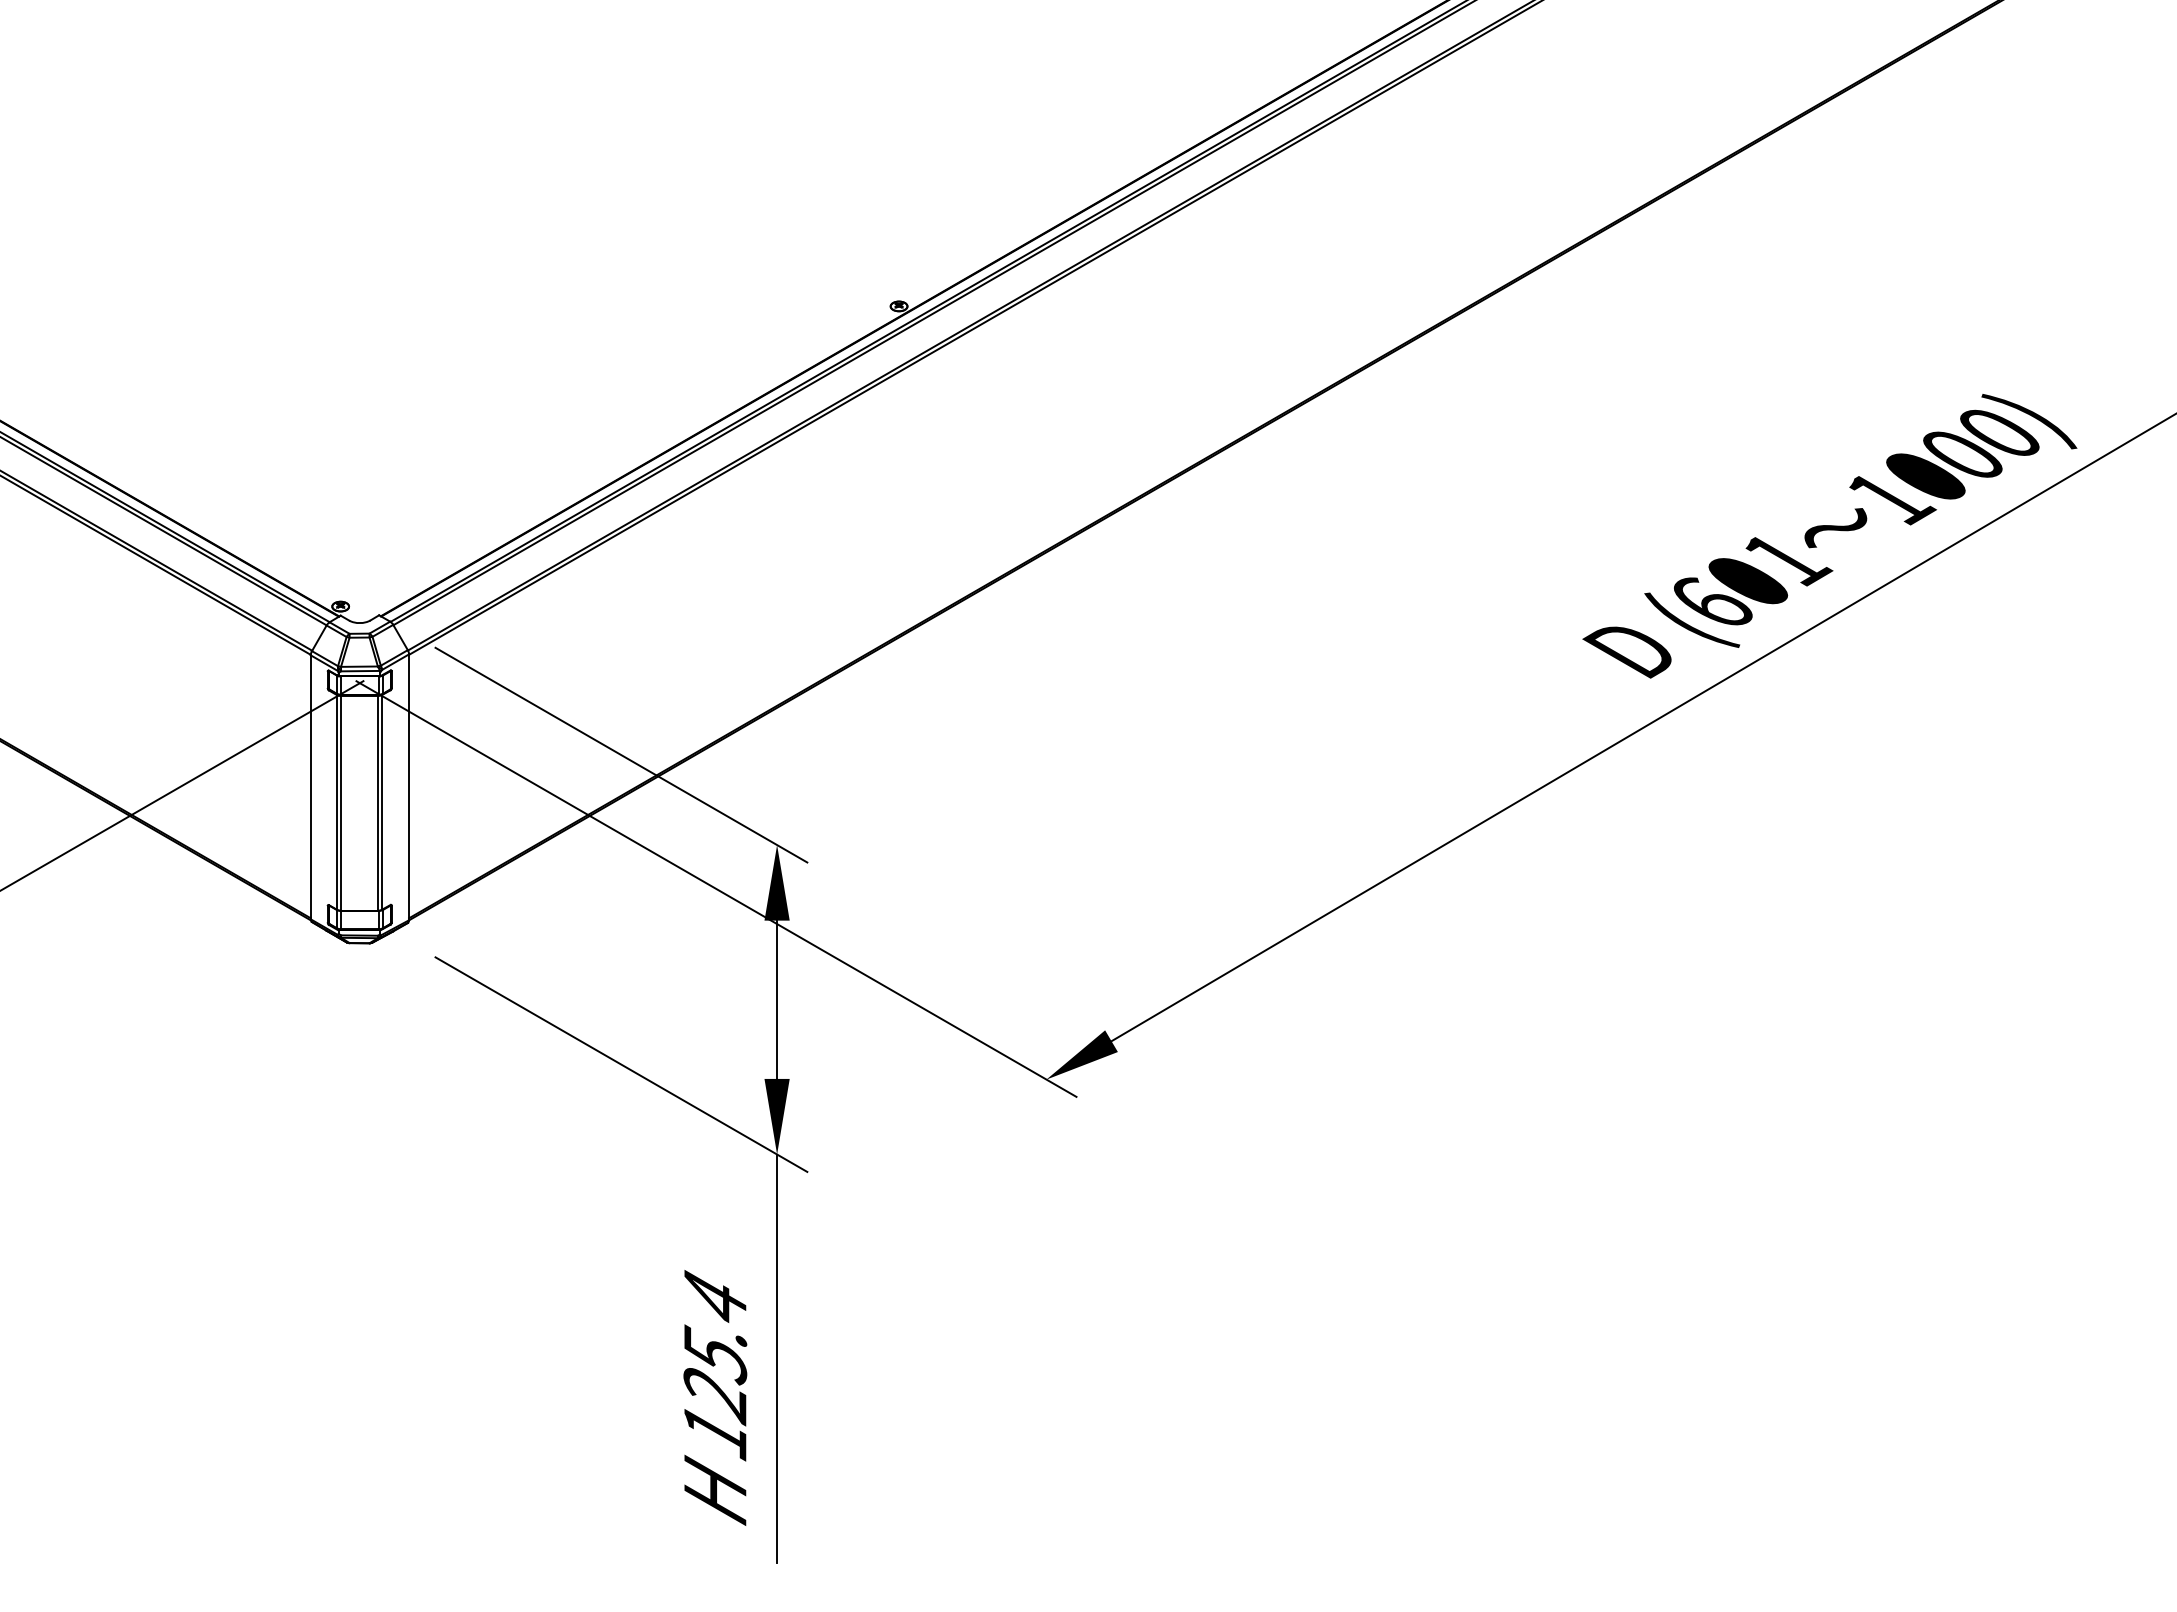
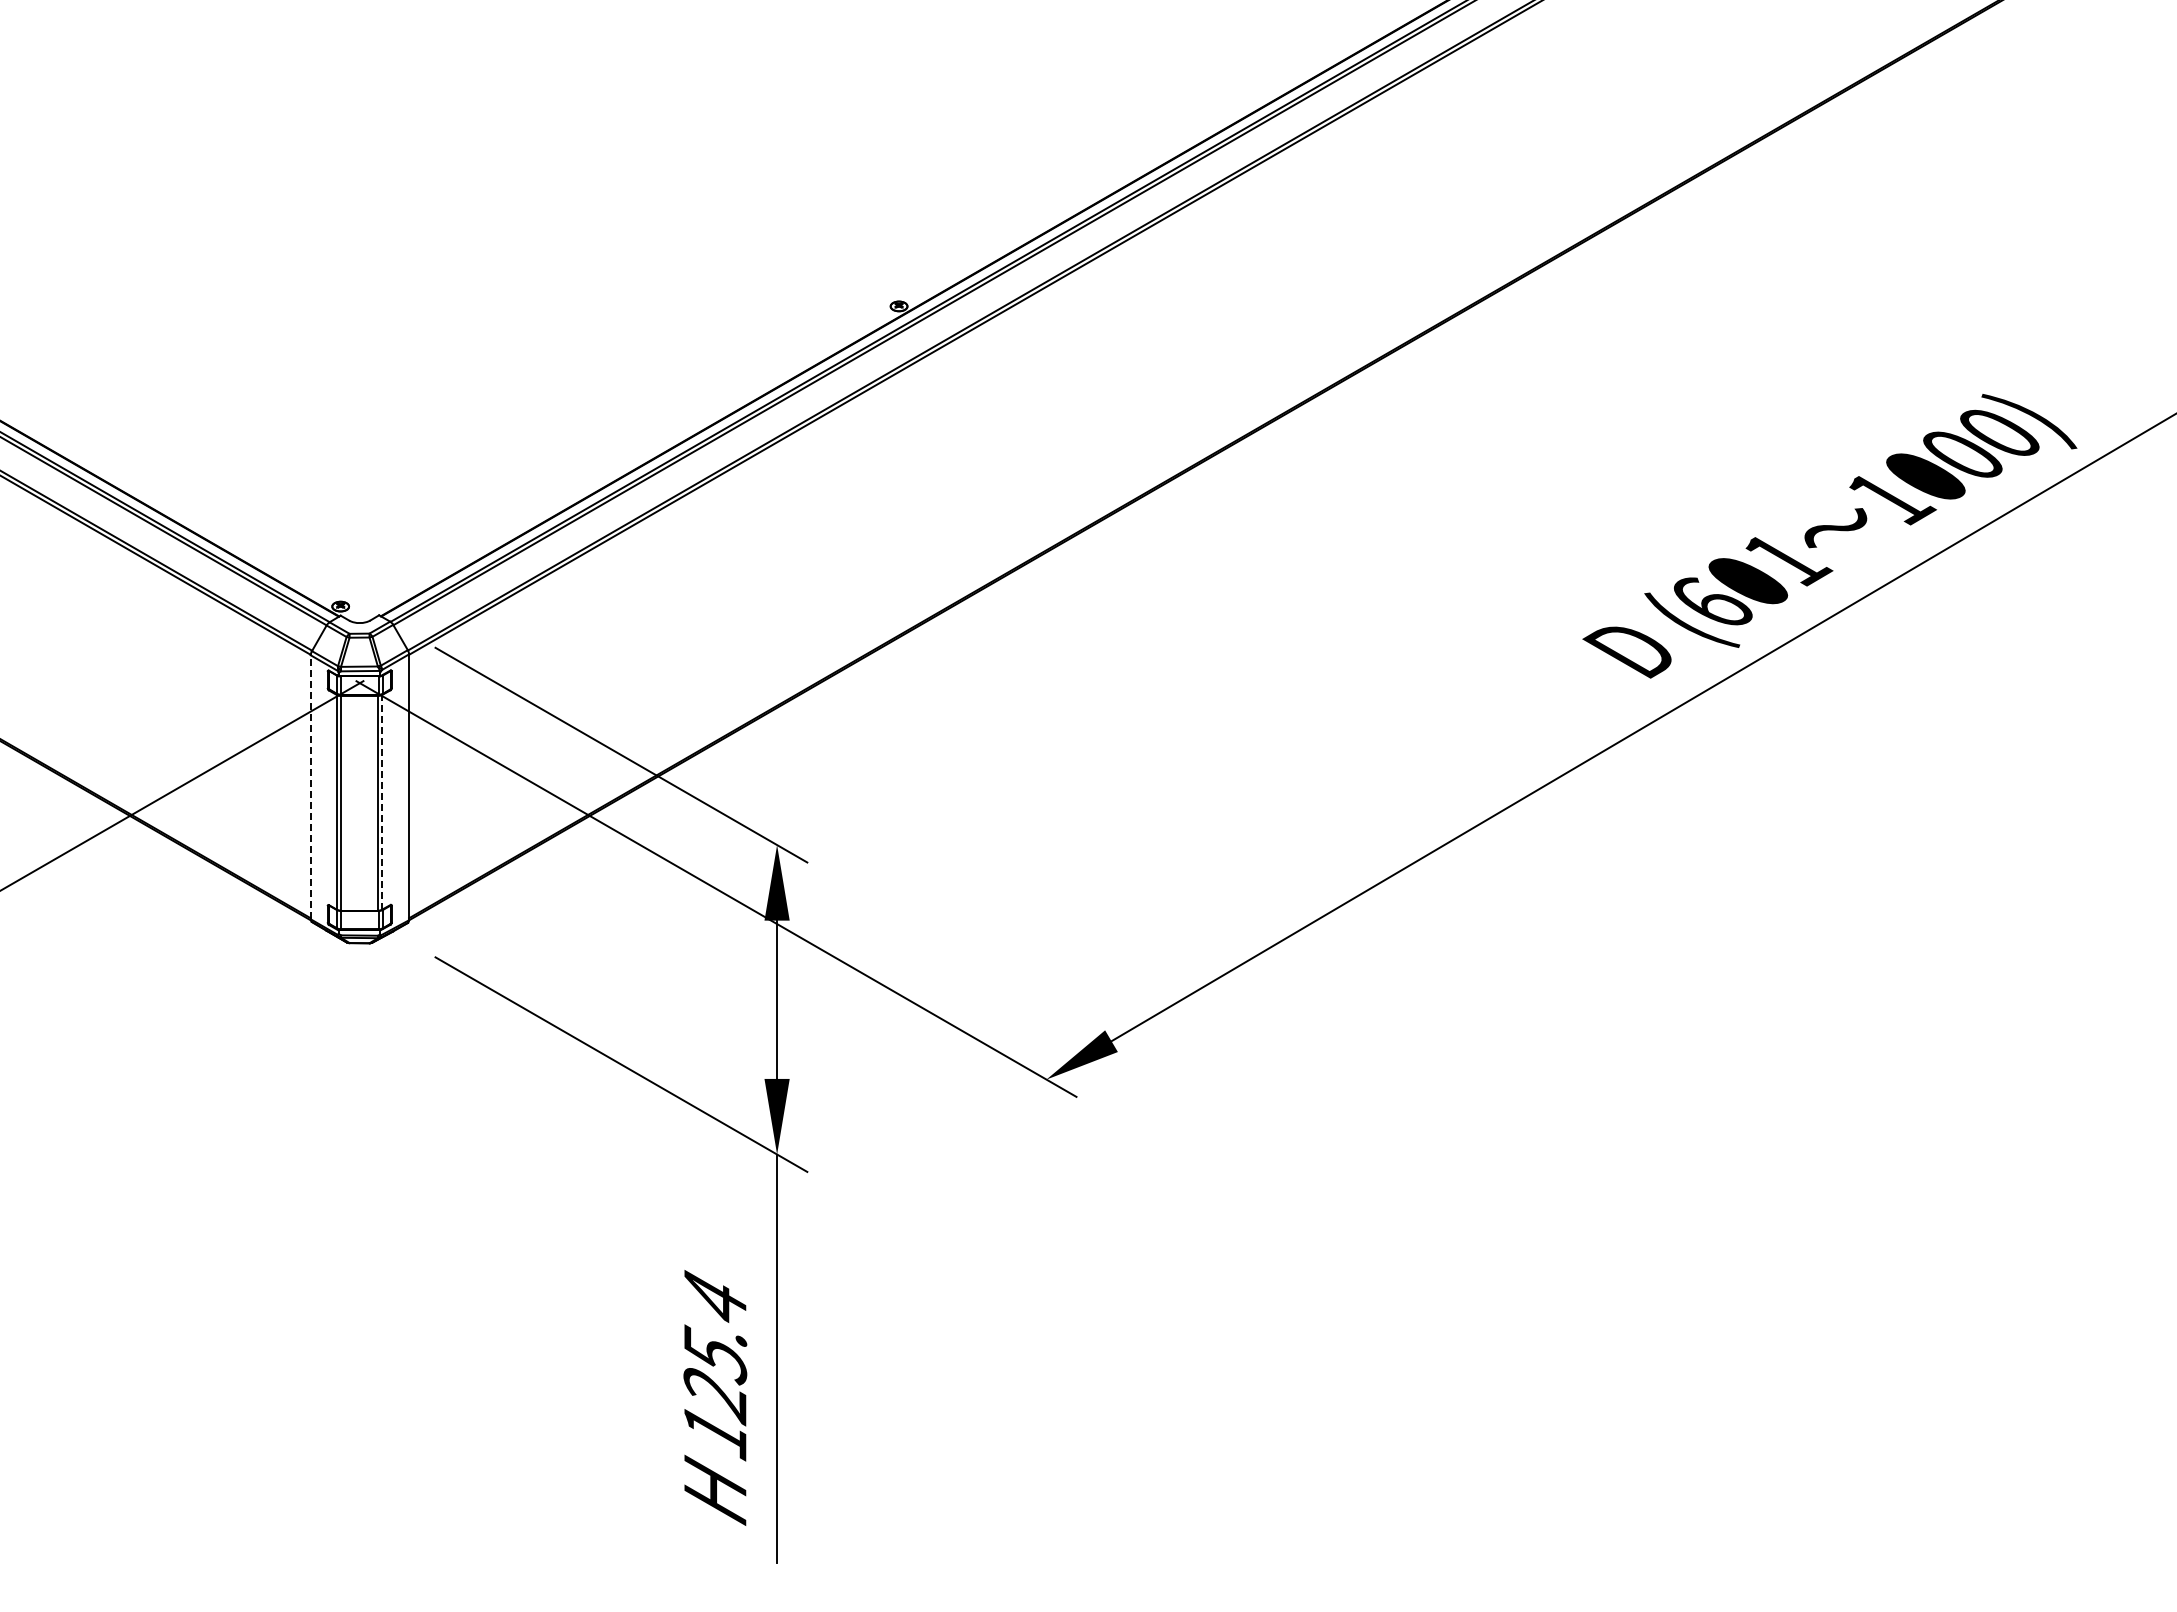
line: solid -> dashed (310, 787)
line: solid -> dashed (382, 801)
